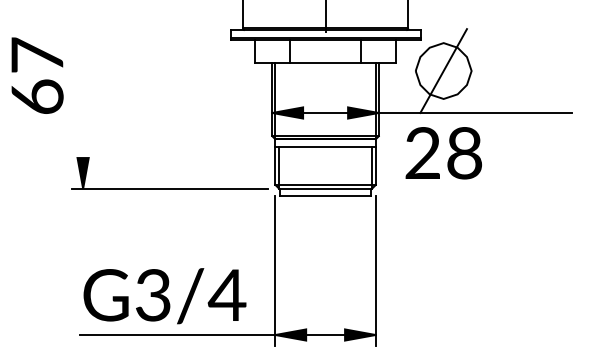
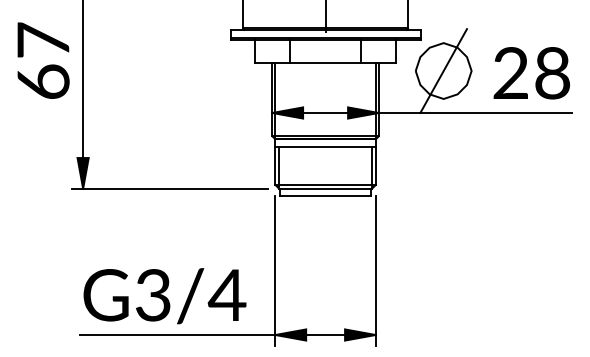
text position: (37, 75) -> (43, 60) (43, 60)
line: none -> present (83, 95)
text position: (443, 153) -> (531, 73) (531, 73)
